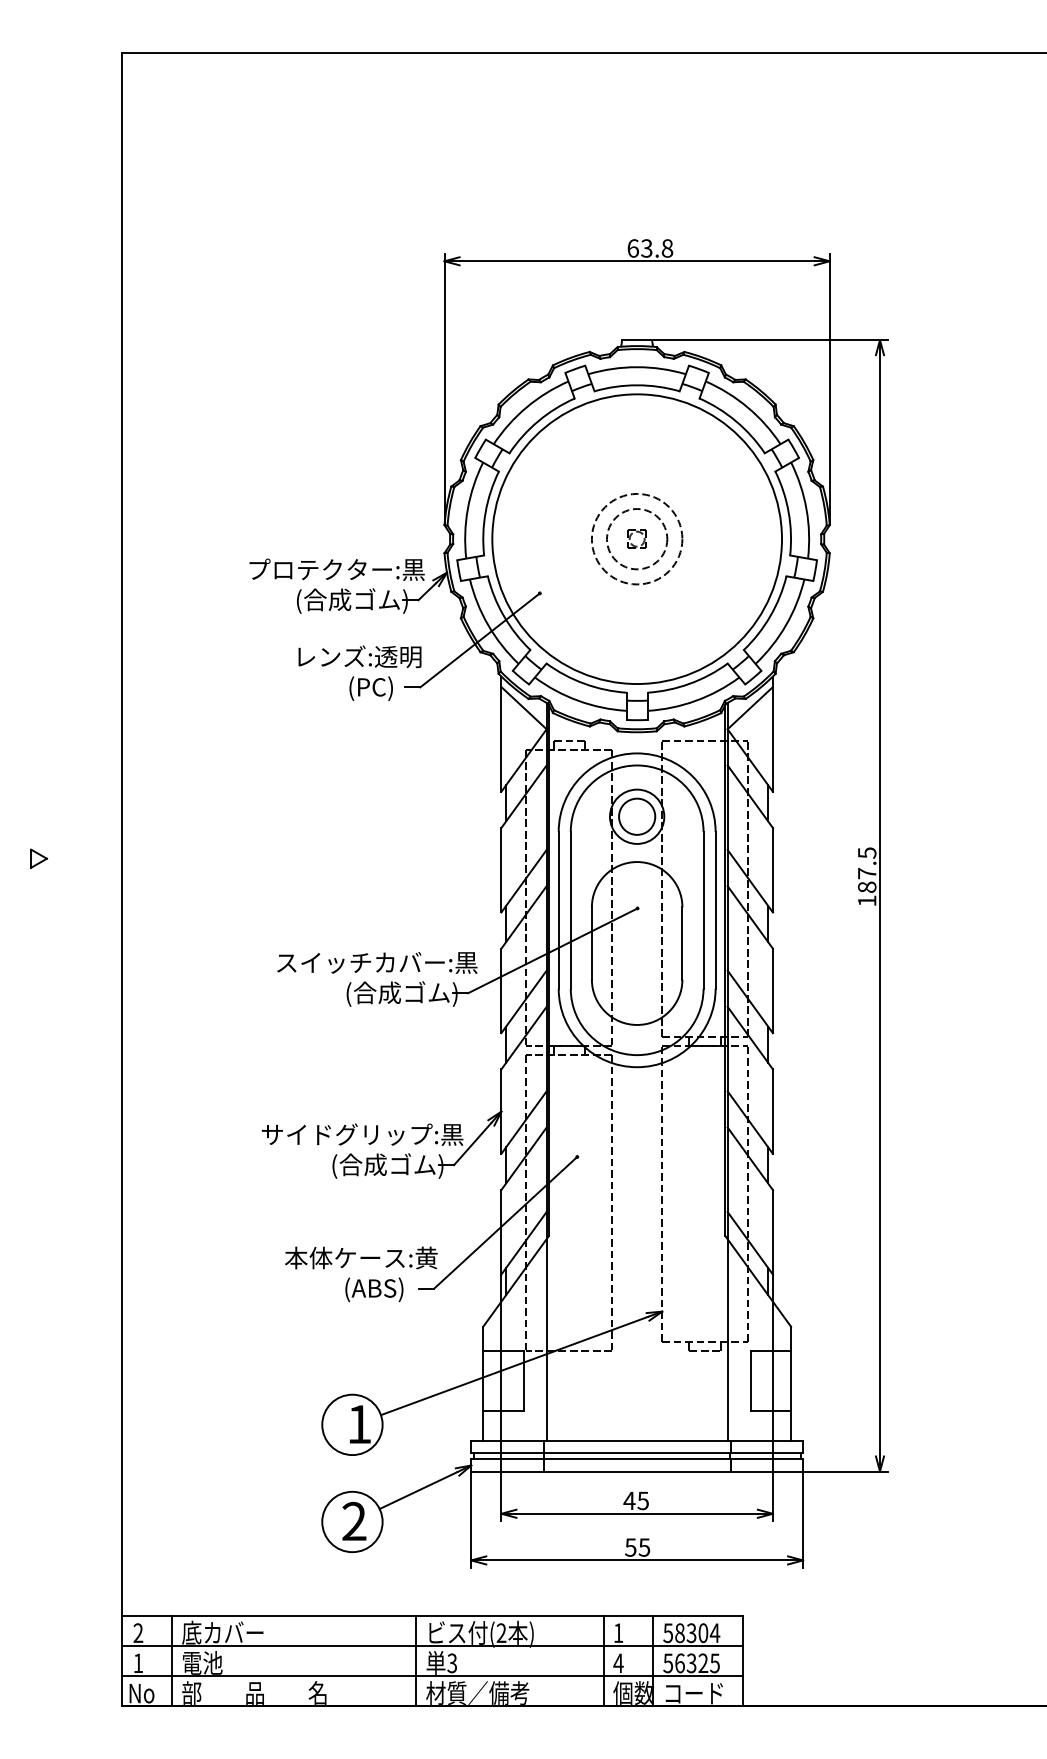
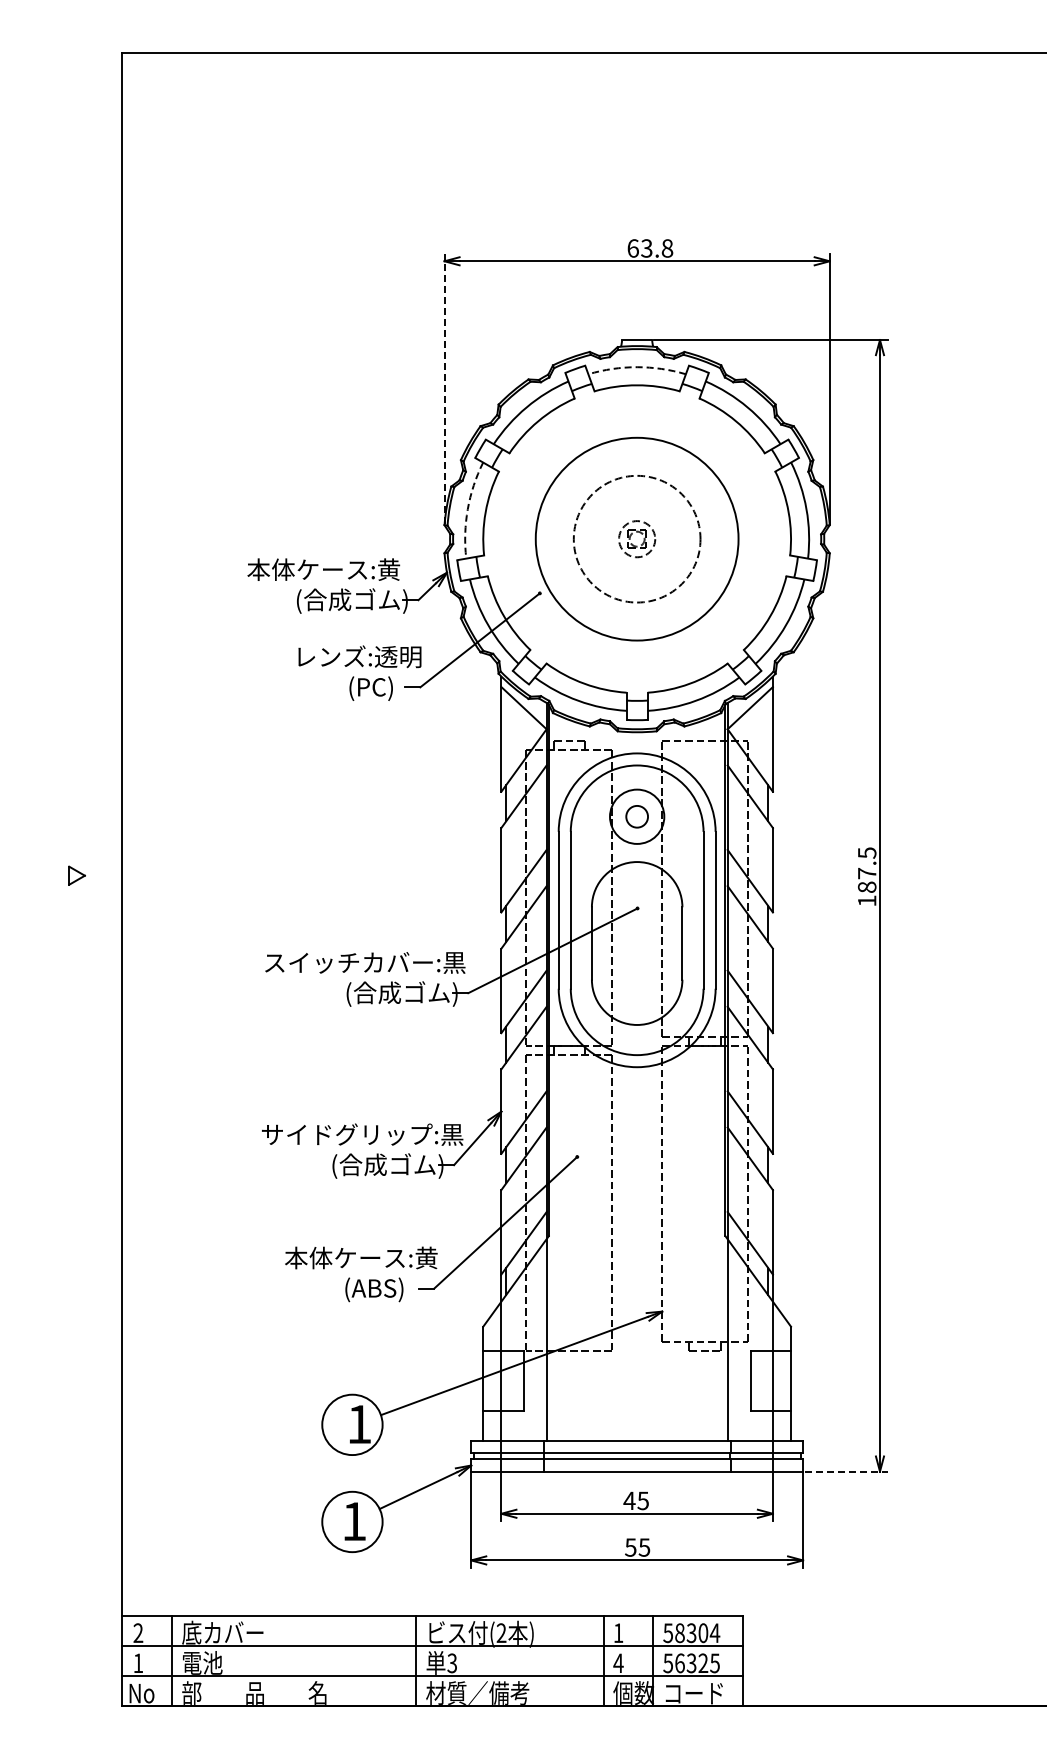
arc: solid -> dashed (637, 367)
line: solid -> dashed (444, 388)
arc: solid -> dashed (467, 509)
circle diameter: 91 px -> 127 px (636, 538)
circle diameter: 290 px -> 203 px (636, 538)
circle diameter: 60 px -> 36 px (637, 539)
text: プロテクター:黒 -> 本体ケース:黄 (335, 569)
circle diameter: 36 px -> 22 px (637, 816)
part position: (38, 858) -> (76, 875) (76, 875)
text position: (377, 962) -> (365, 962) (365, 962)
line: solid -> dashed (846, 1471)
text: 2 -> 1 (354, 1520)
